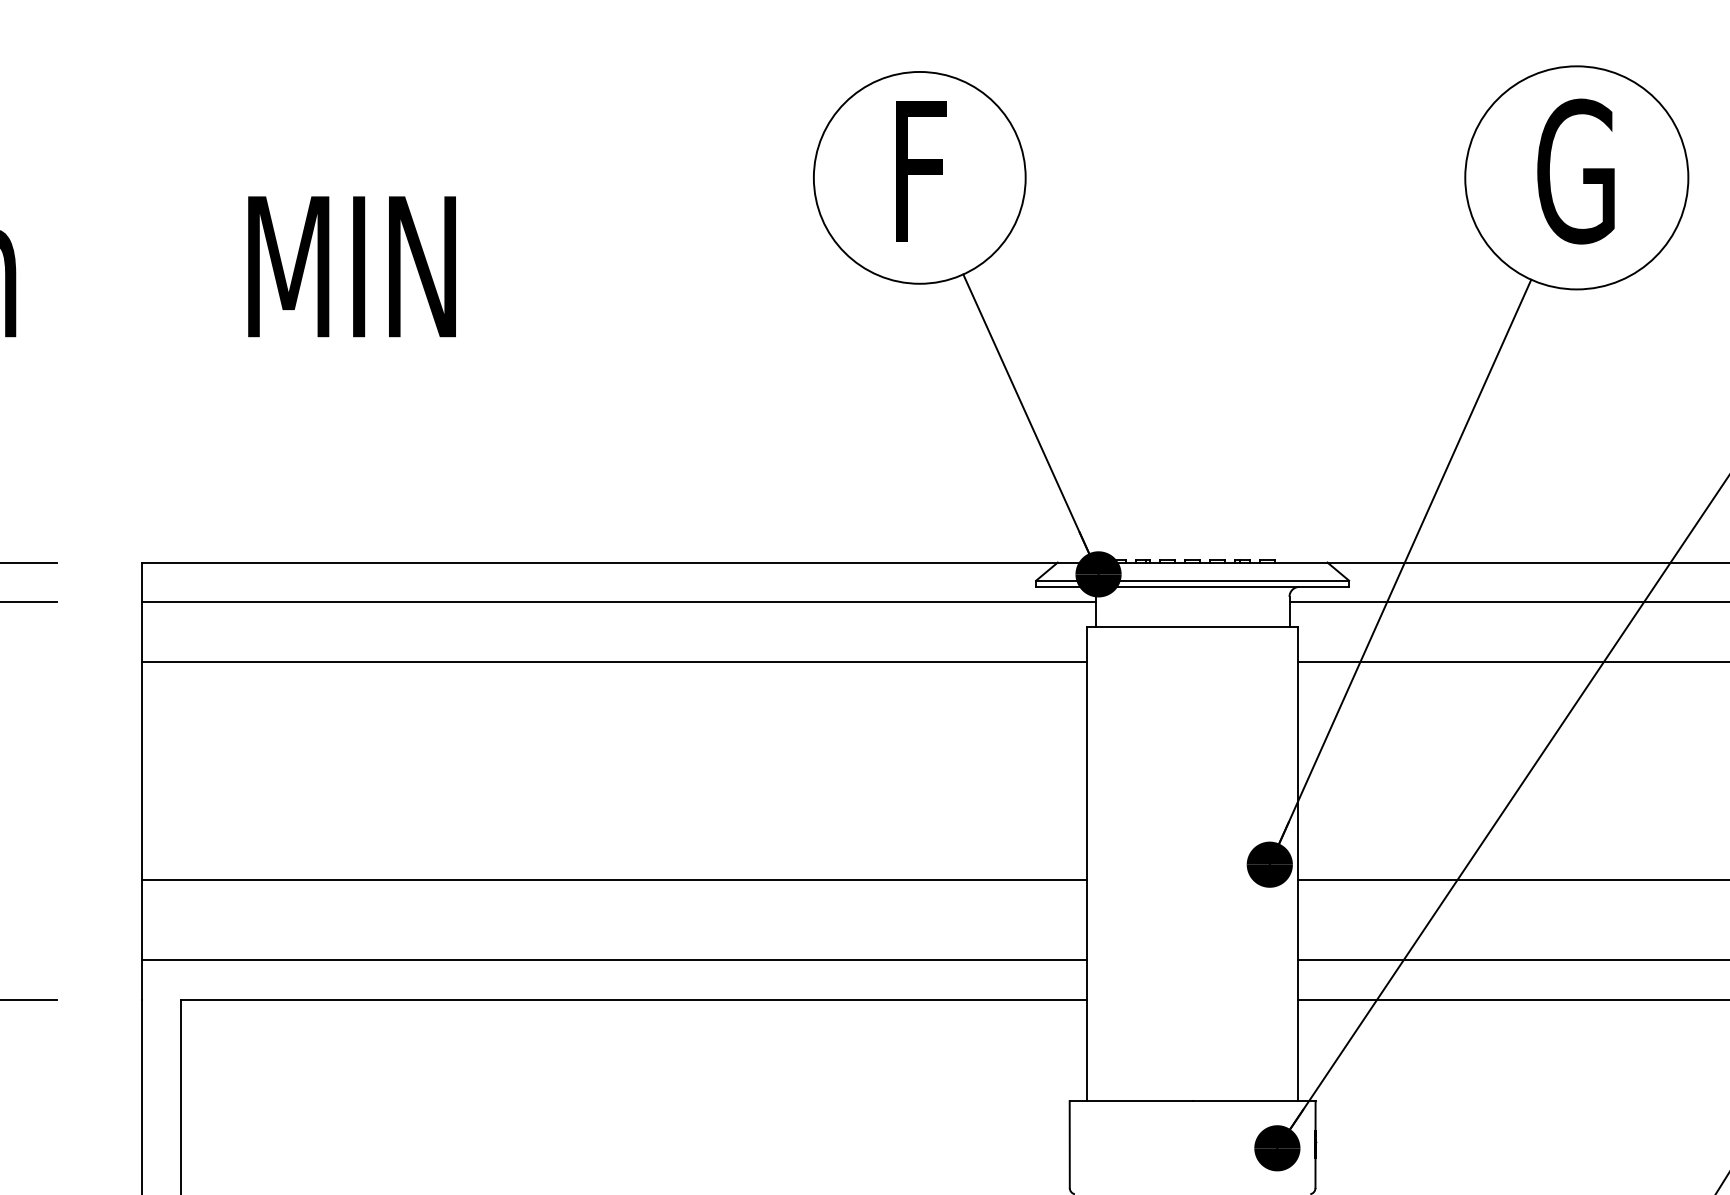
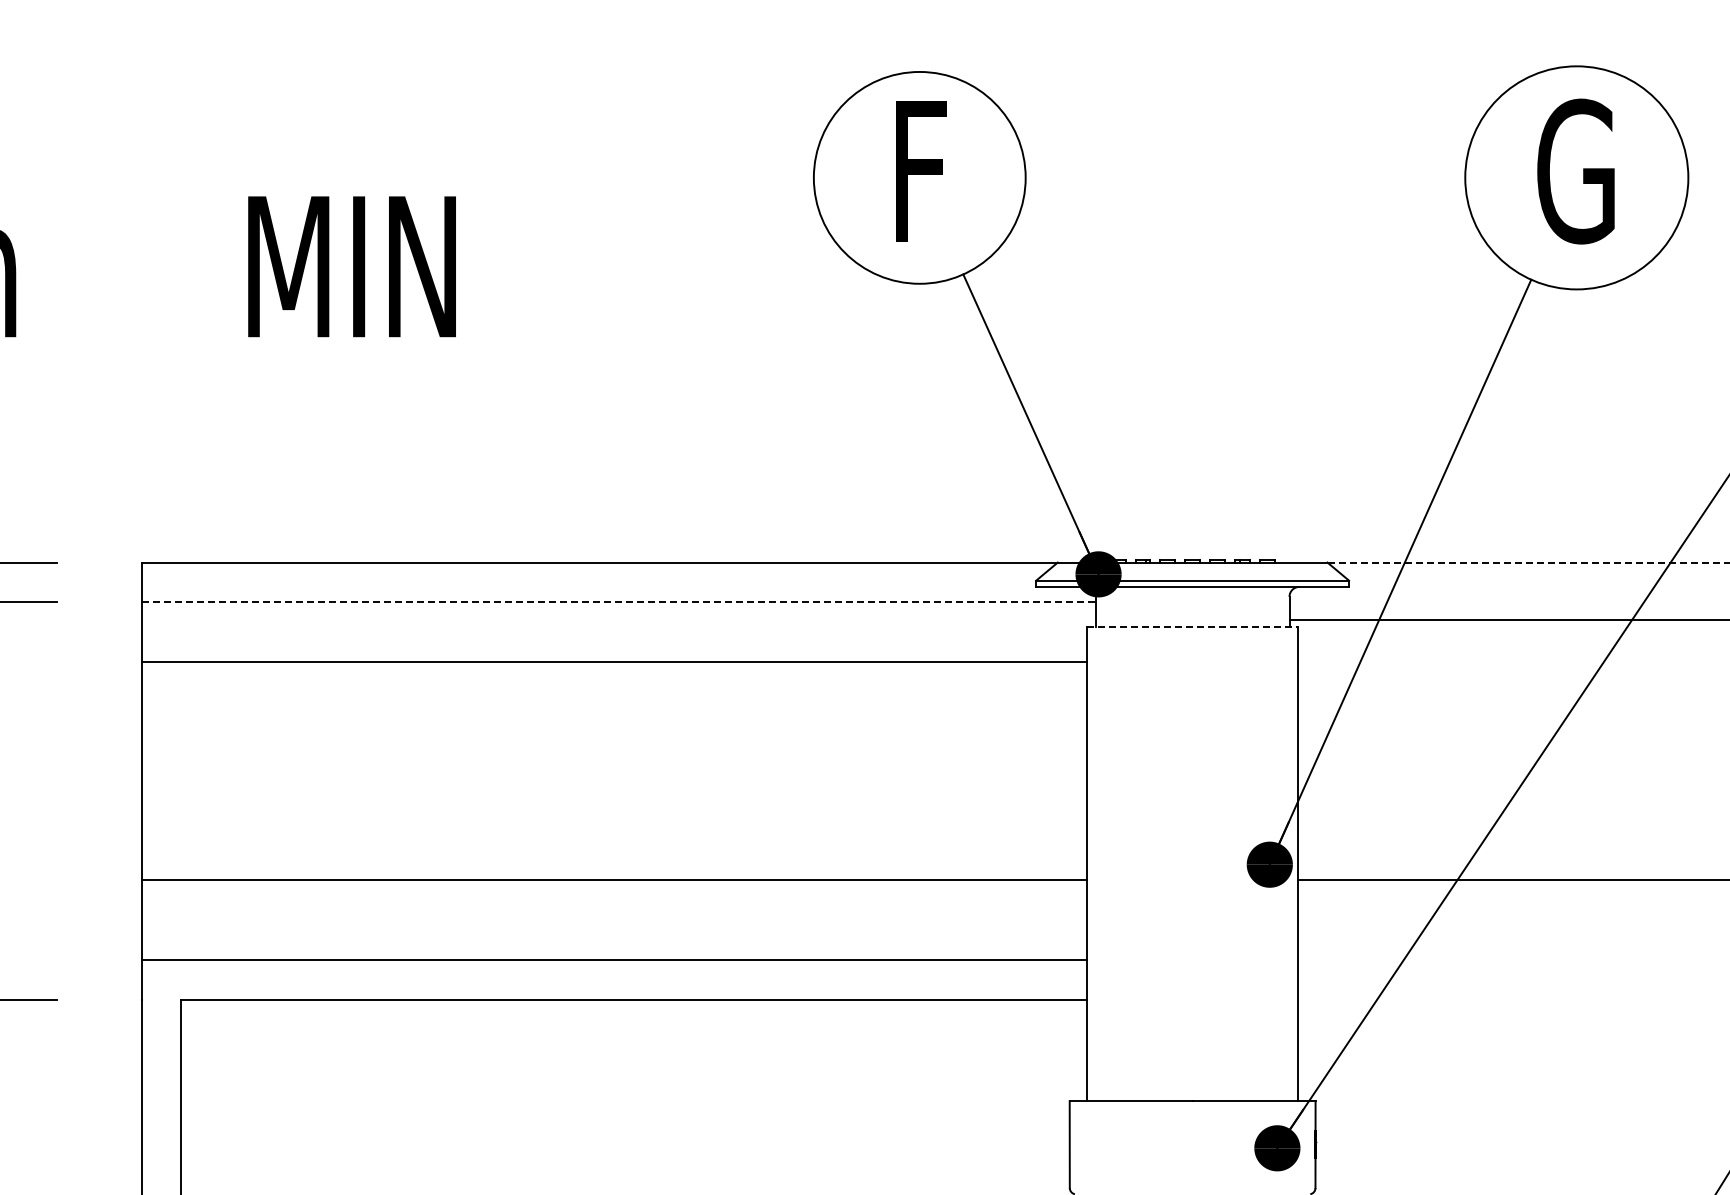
line: solid -> dashed (1528, 562)
line: solid -> dashed (619, 602)
line position: (1507, 602) -> (1507, 620) (1507, 620)
line: solid -> dashed (1193, 626)
line: present -> none (1511, 661)
line: present -> none (1511, 959)
line: present -> none (1511, 999)
